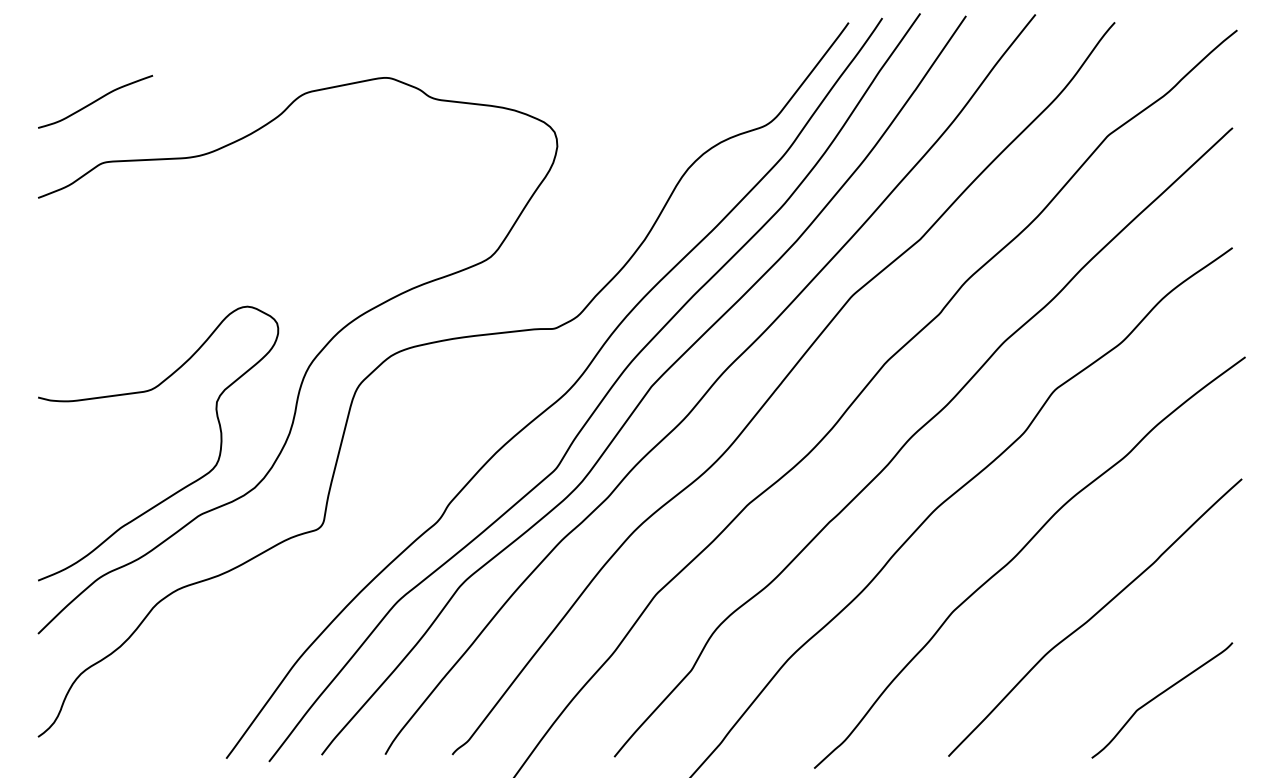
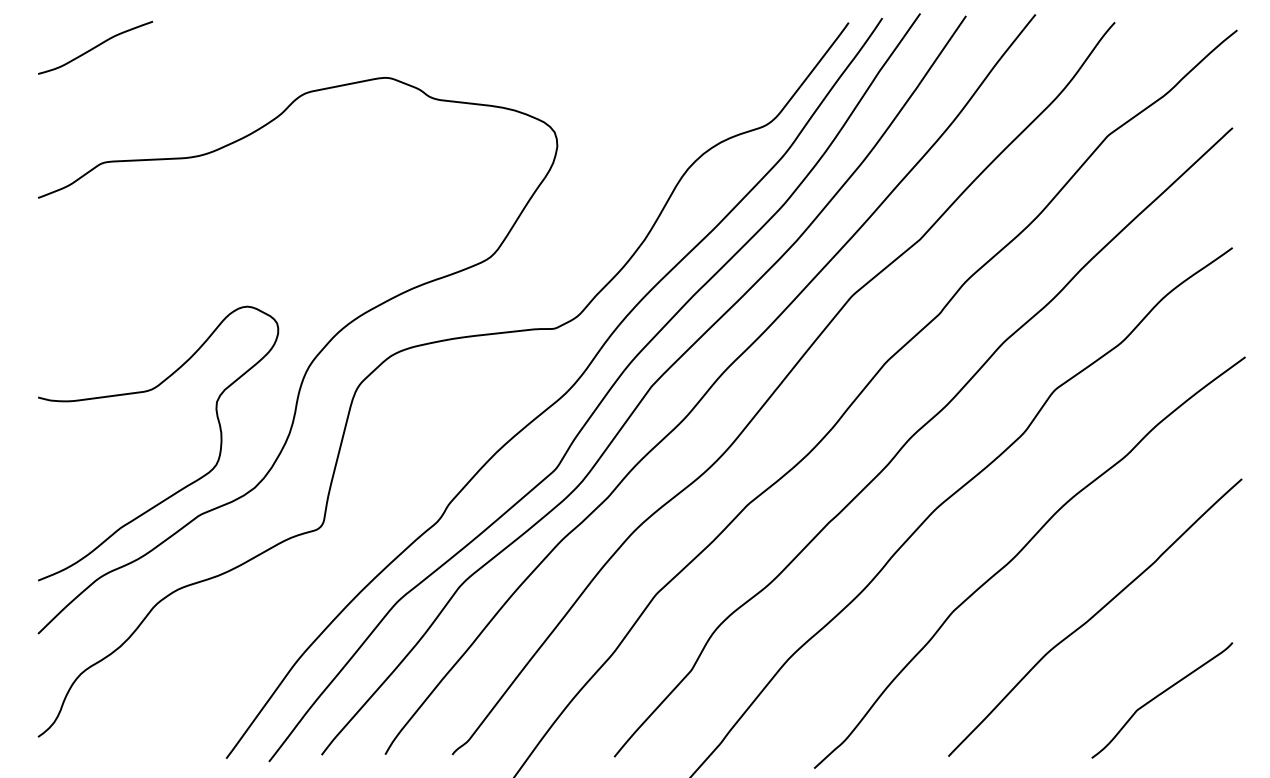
curve position: (95, 101) -> (95, 47) (95, 47)
